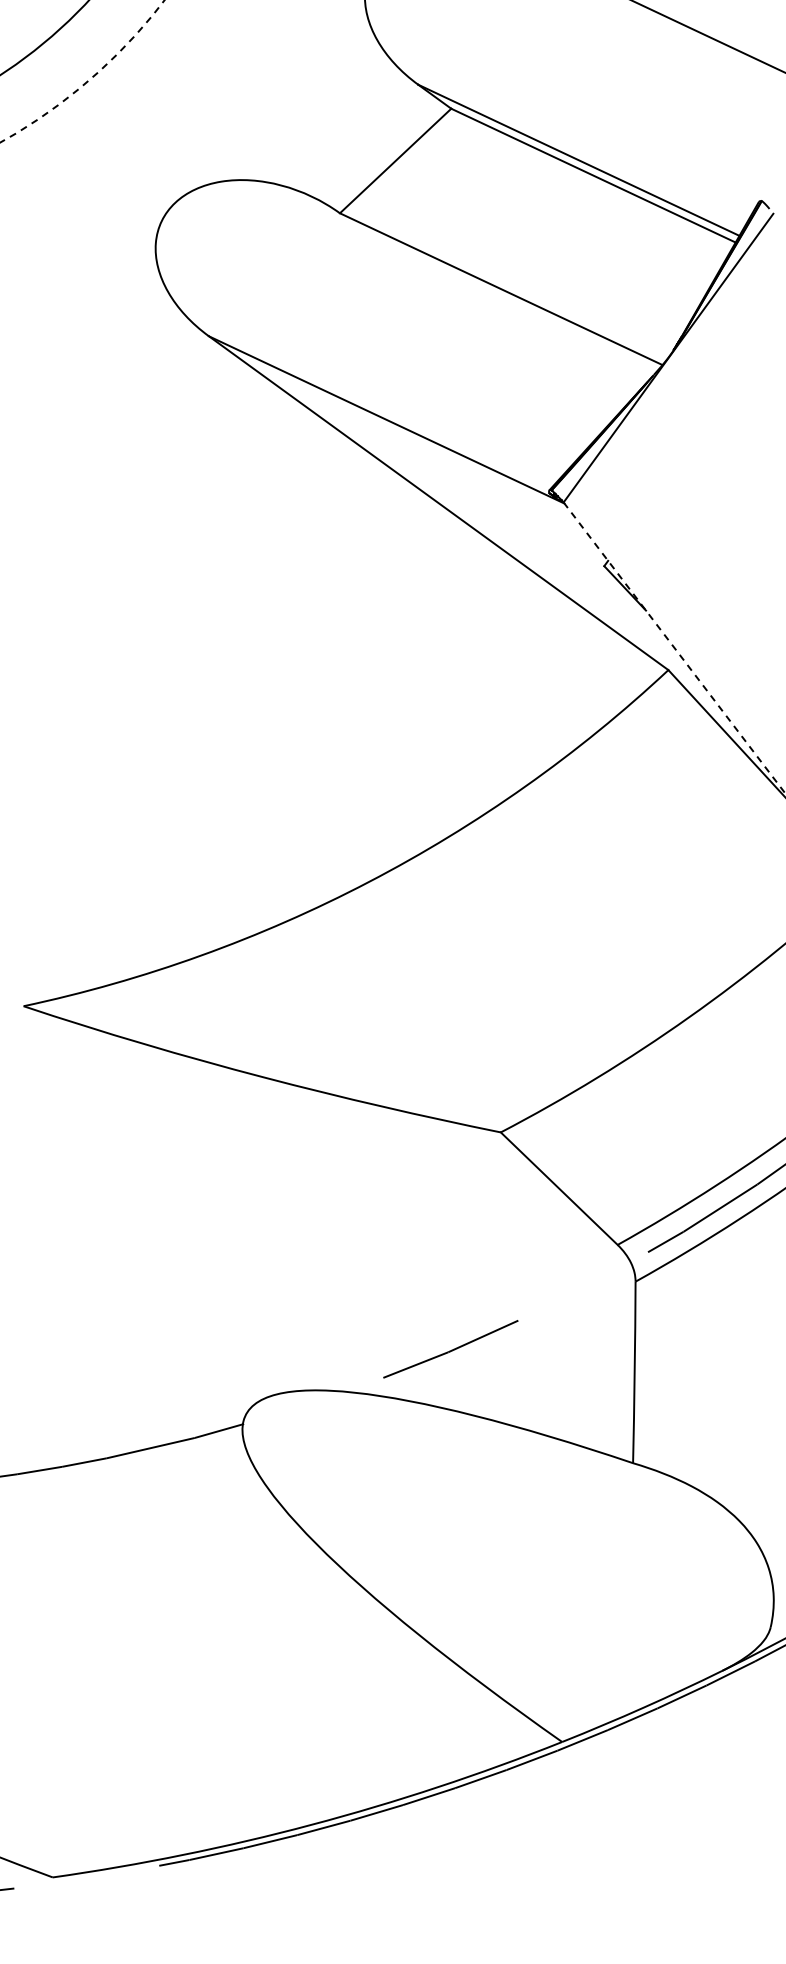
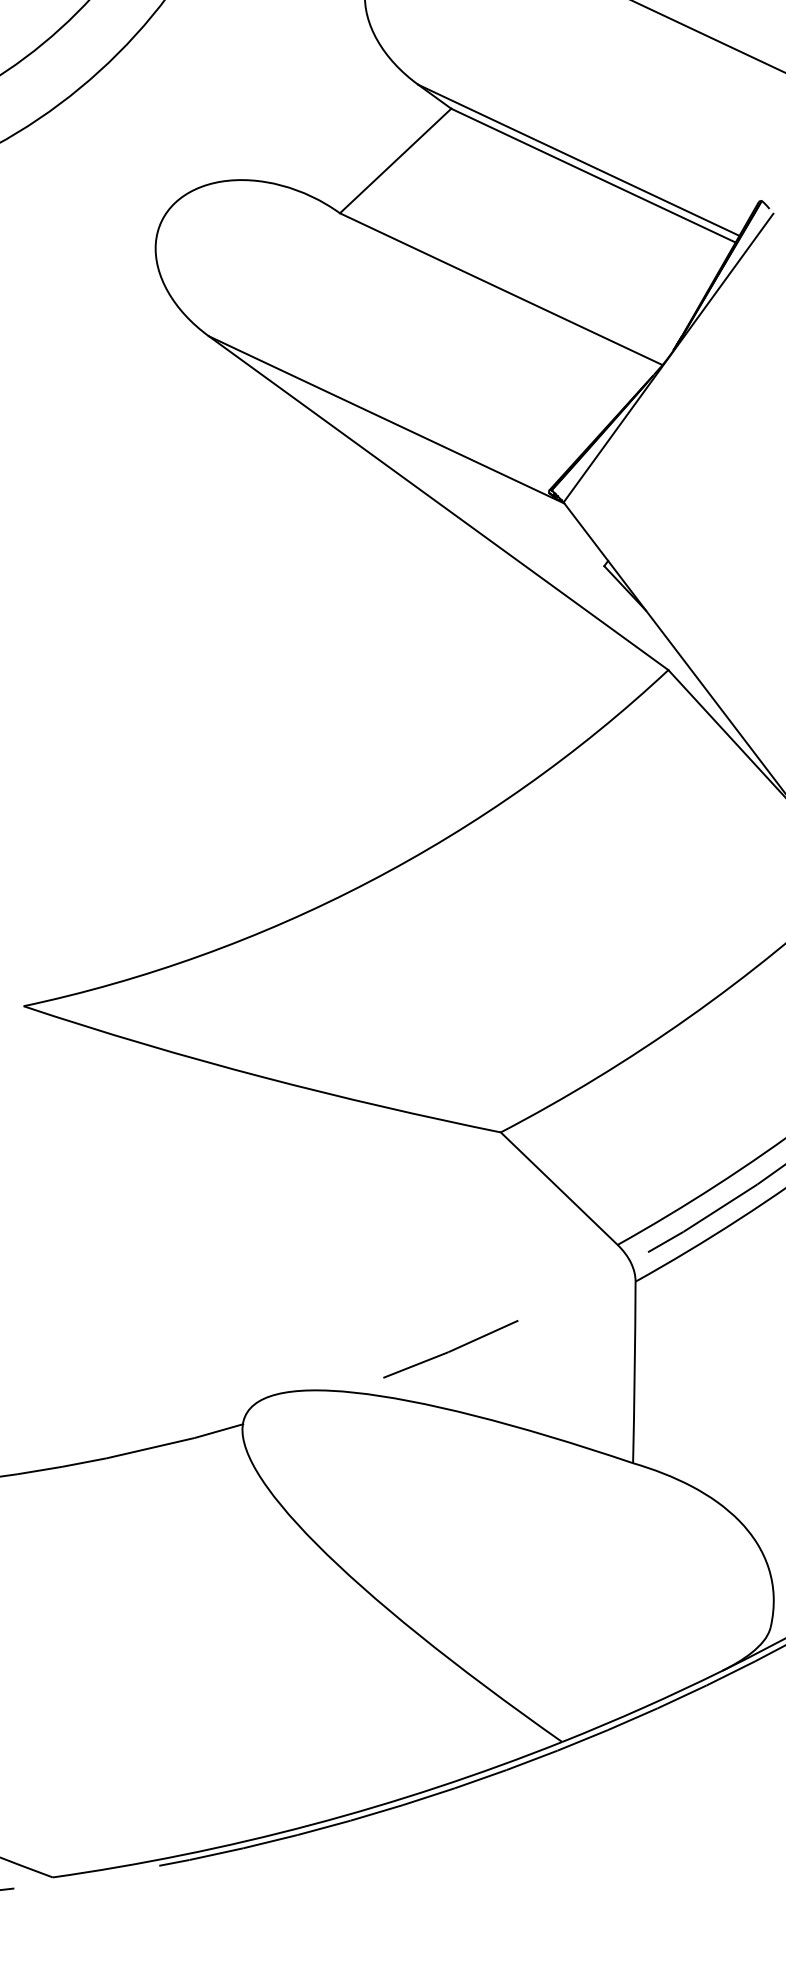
circle: dashed -> solid (82, 71)
line: dashed -> solid (675, 648)
